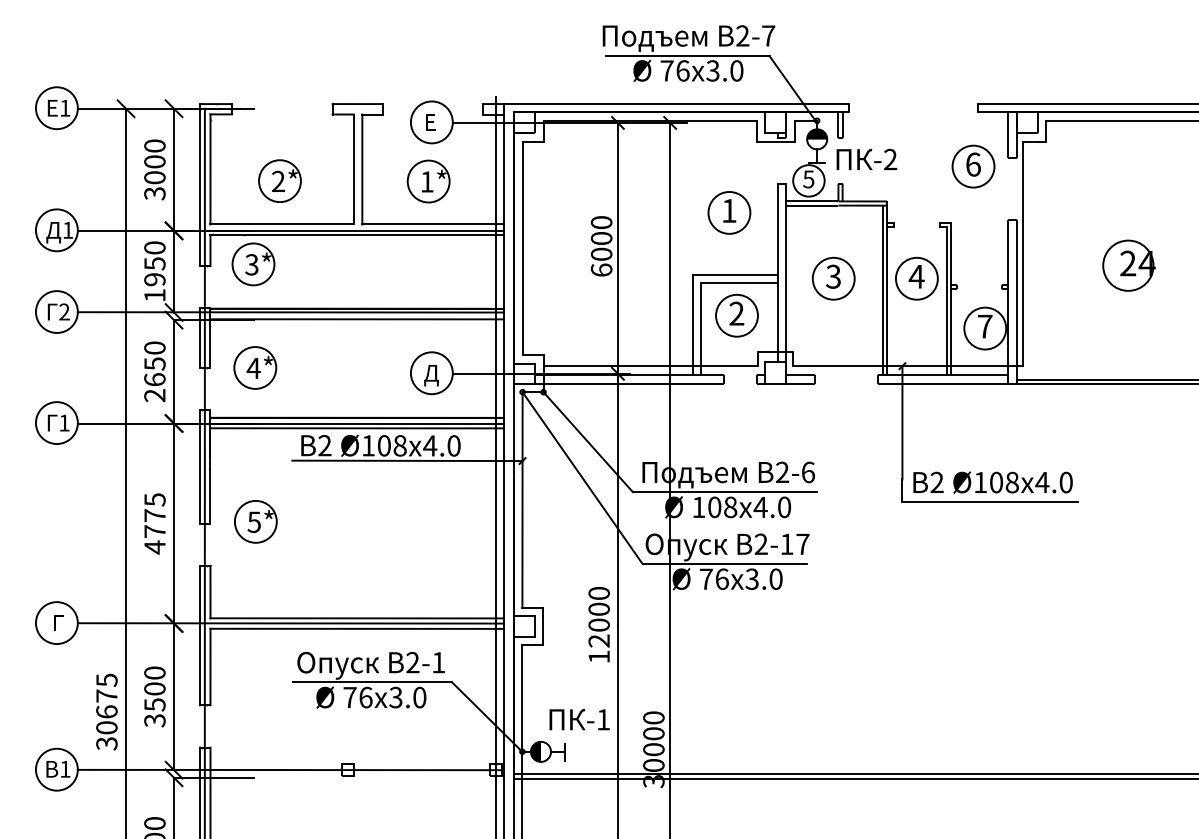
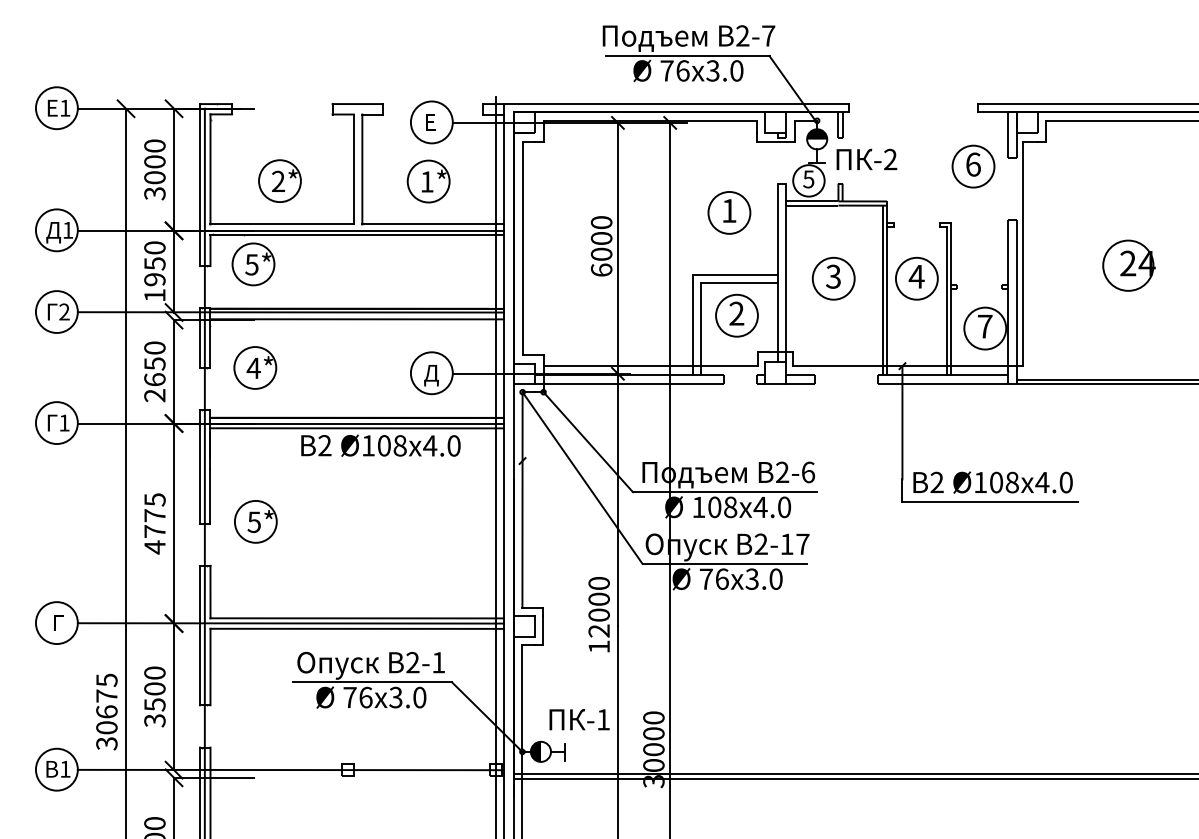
text: 3* -> 5* (251, 264)
line: present -> none (407, 460)
text position: (598, 624) -> (598, 614) (598, 614)
